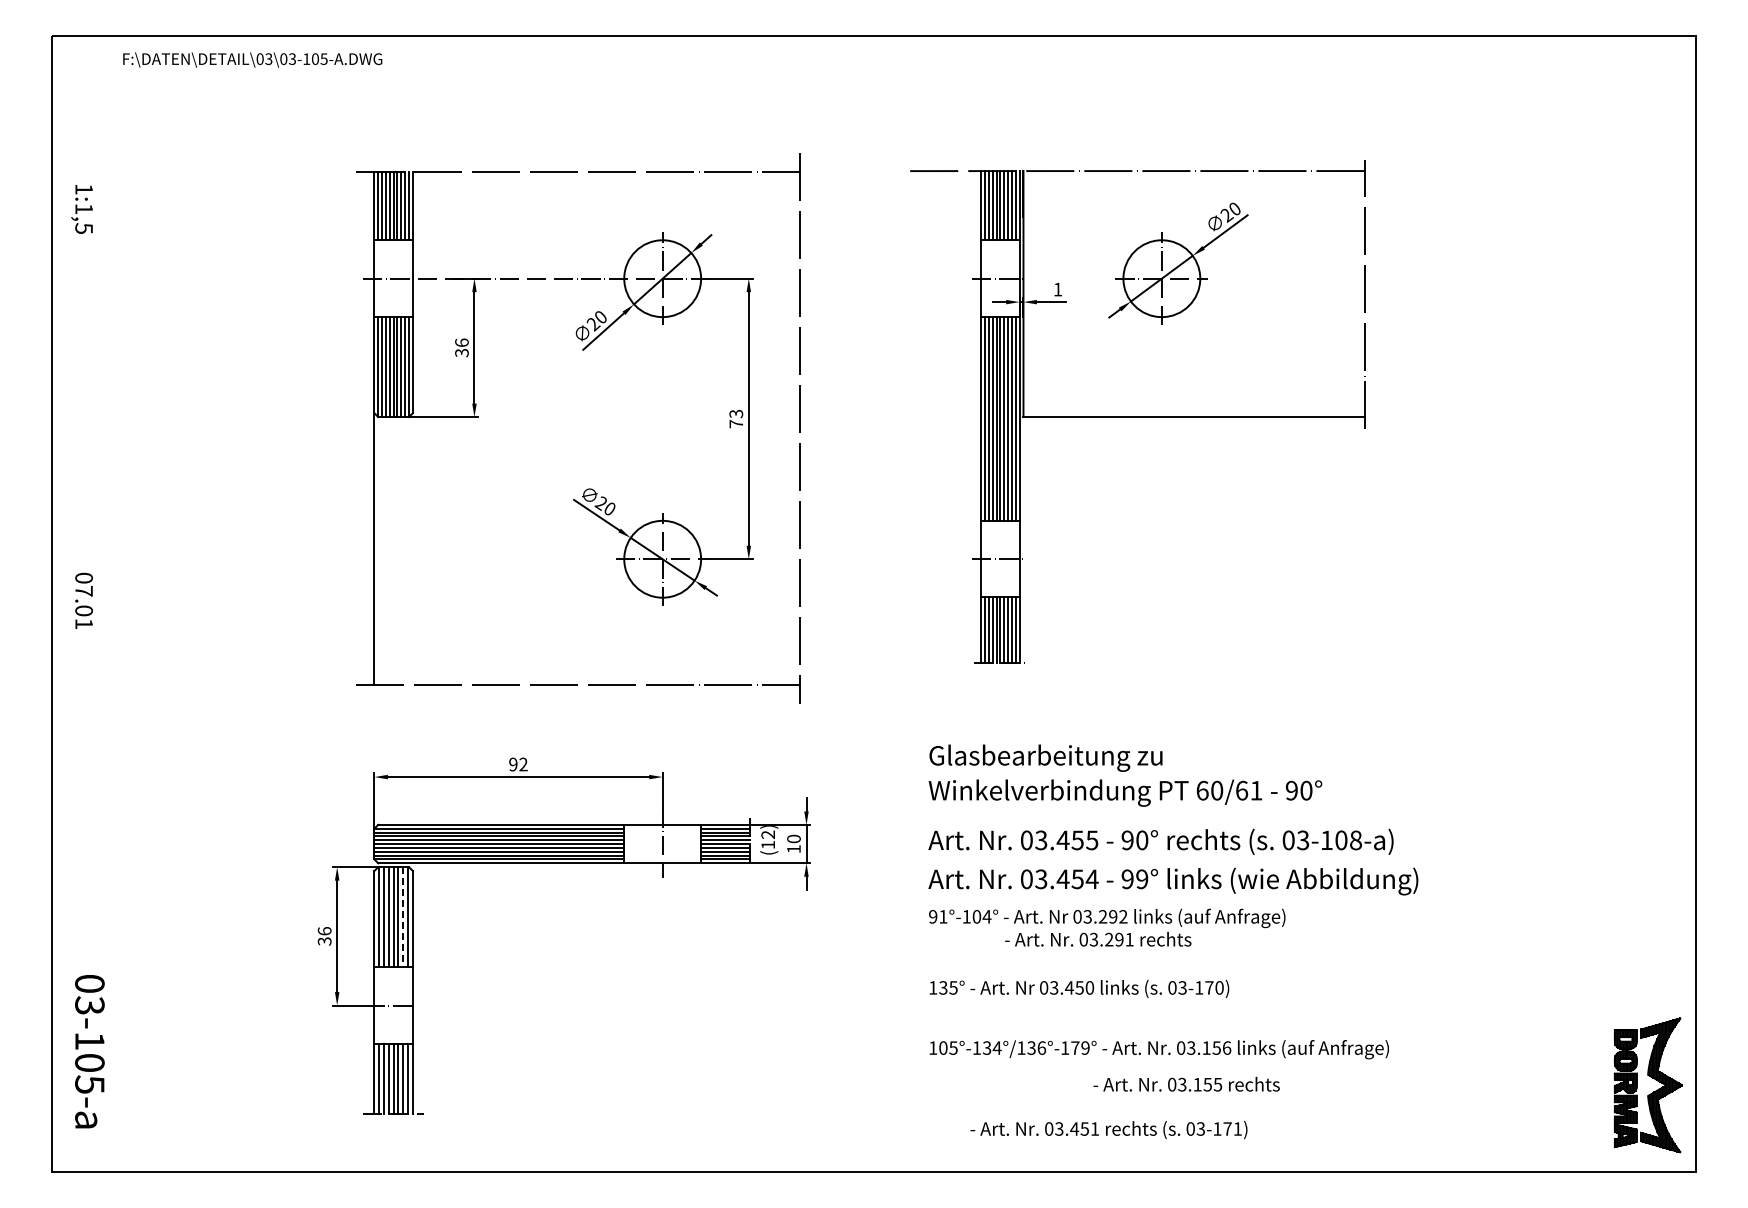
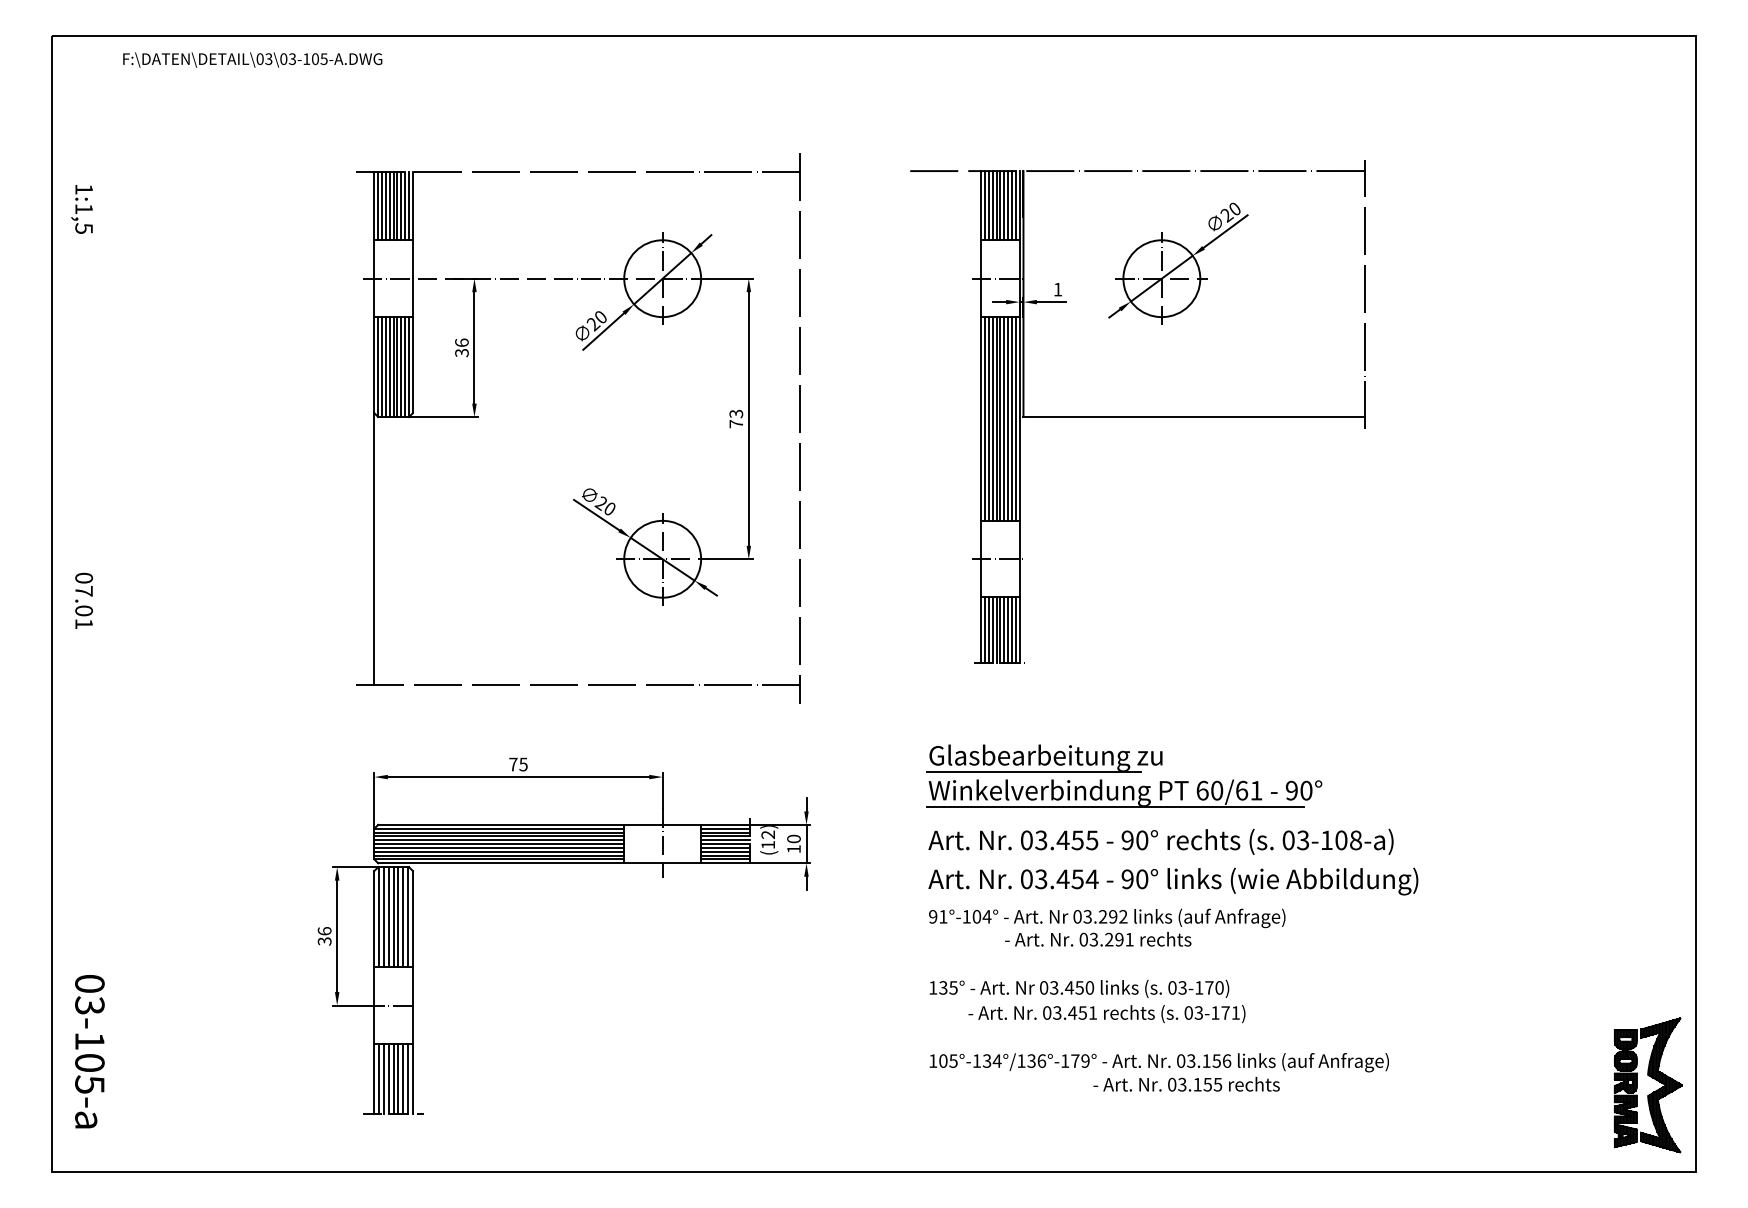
text: 92 -> 75 (518, 764)
line: none -> present (1034, 772)
line: none -> present (1115, 806)
text: 99° -> 90° (1142, 879)
line: dashed -> solid (403, 917)
text position: (1158, 1049) -> (1158, 1062) (1158, 1062)
text position: (1108, 1130) -> (1106, 1014) (1106, 1014)
